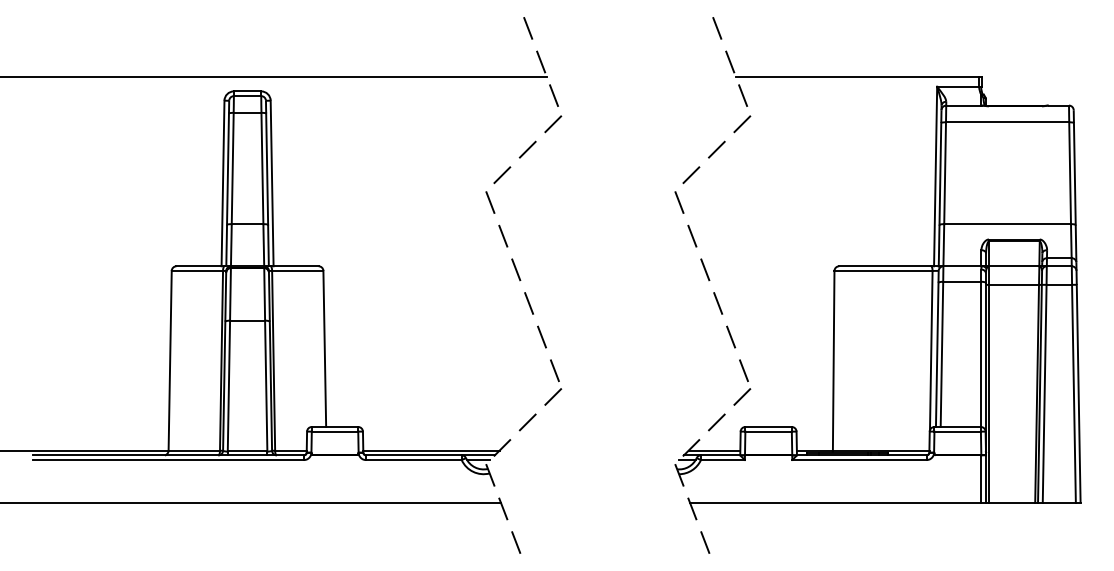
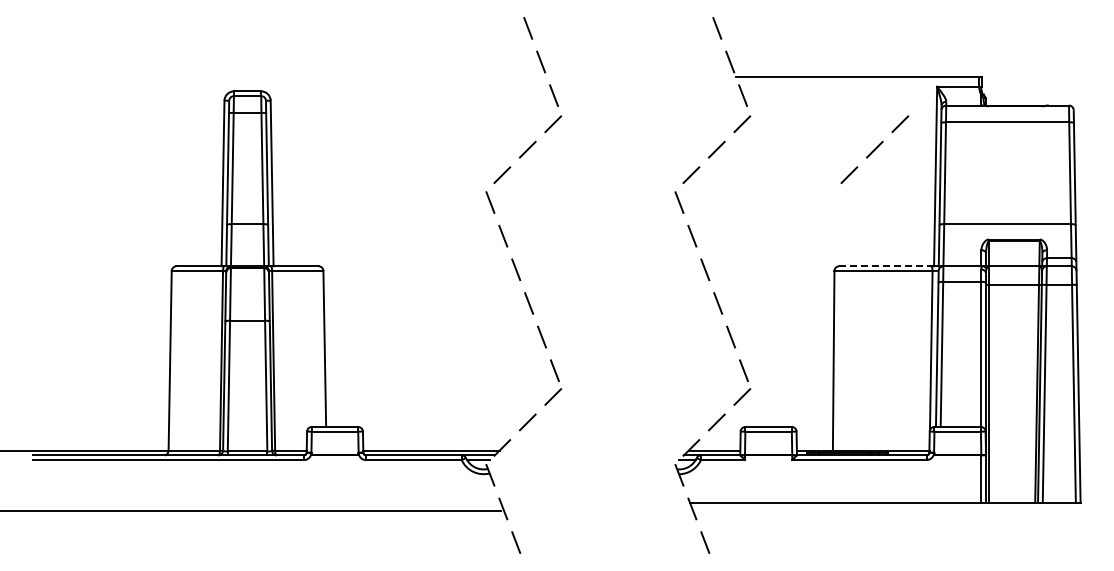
line: present -> none (274, 77)
line: none -> present (874, 149)
line: solid -> dashed (885, 266)
line position: (251, 502) -> (251, 510) (251, 510)
